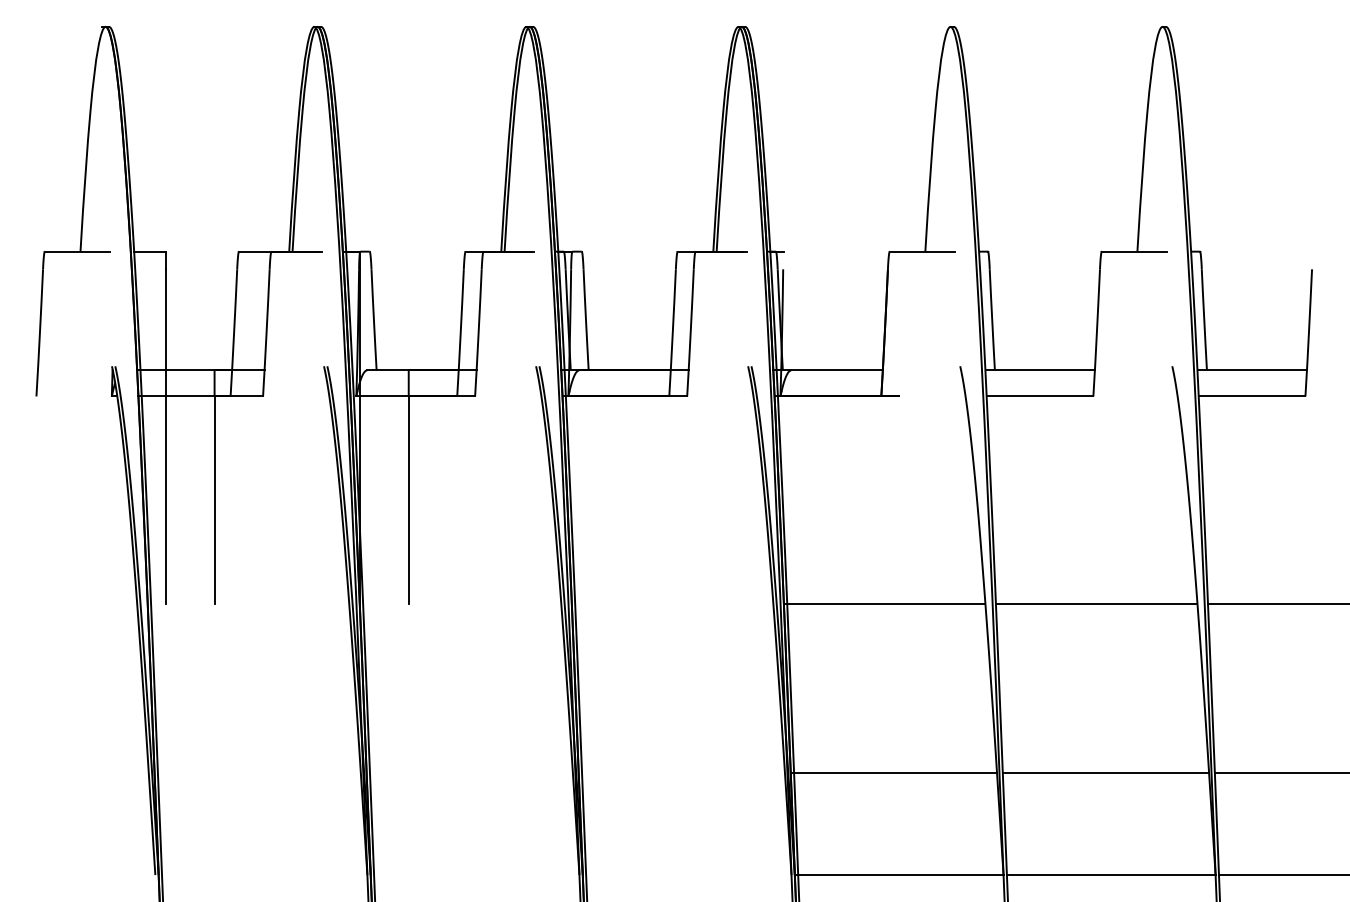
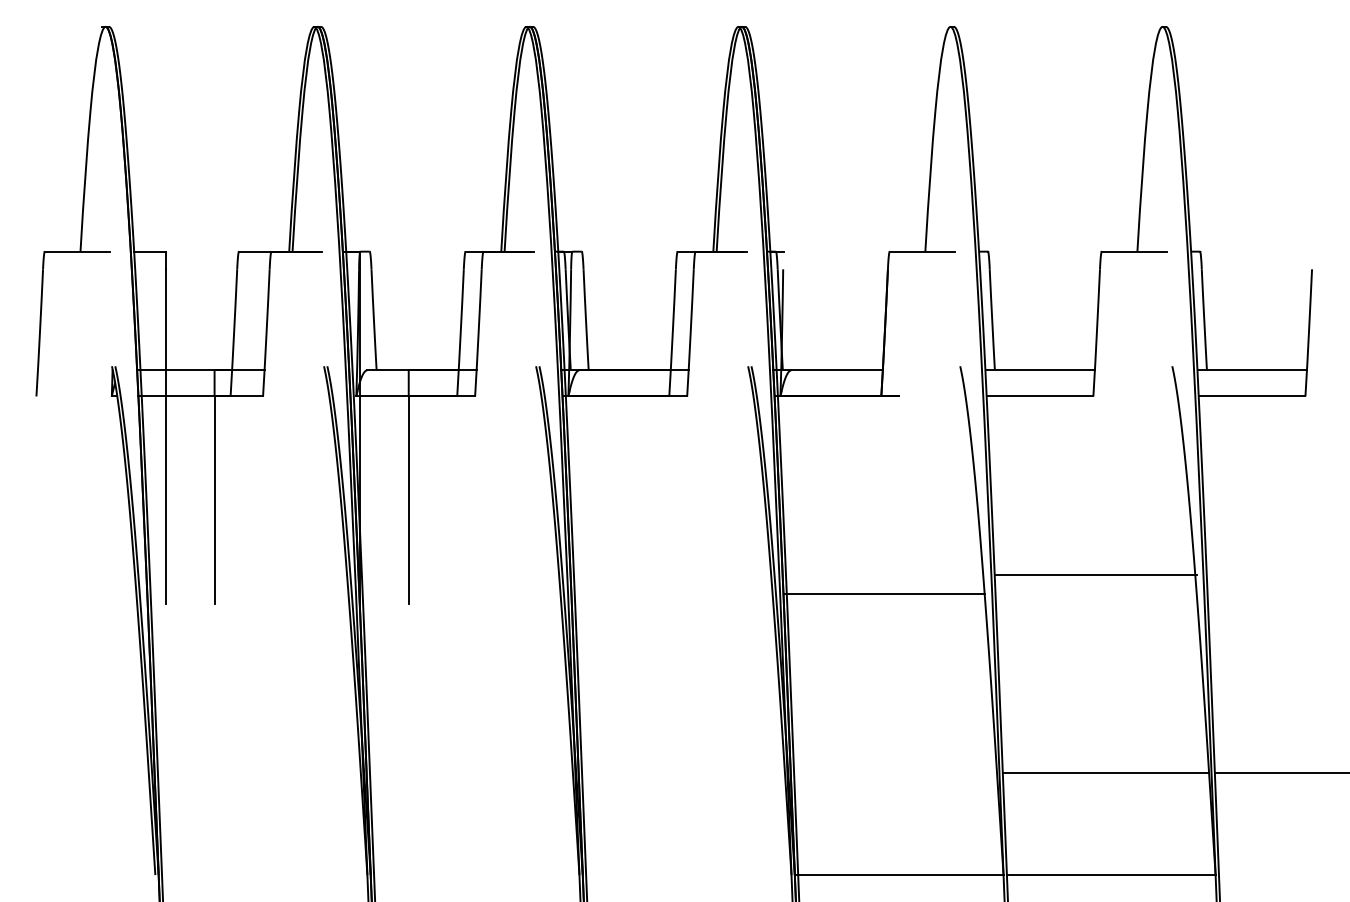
line position: (884, 603) -> (884, 593) (884, 593)
line position: (1096, 603) -> (1096, 574) (1096, 574)
line: present -> none (1276, 603)
line: present -> none (893, 773)
line: present -> none (1282, 875)
